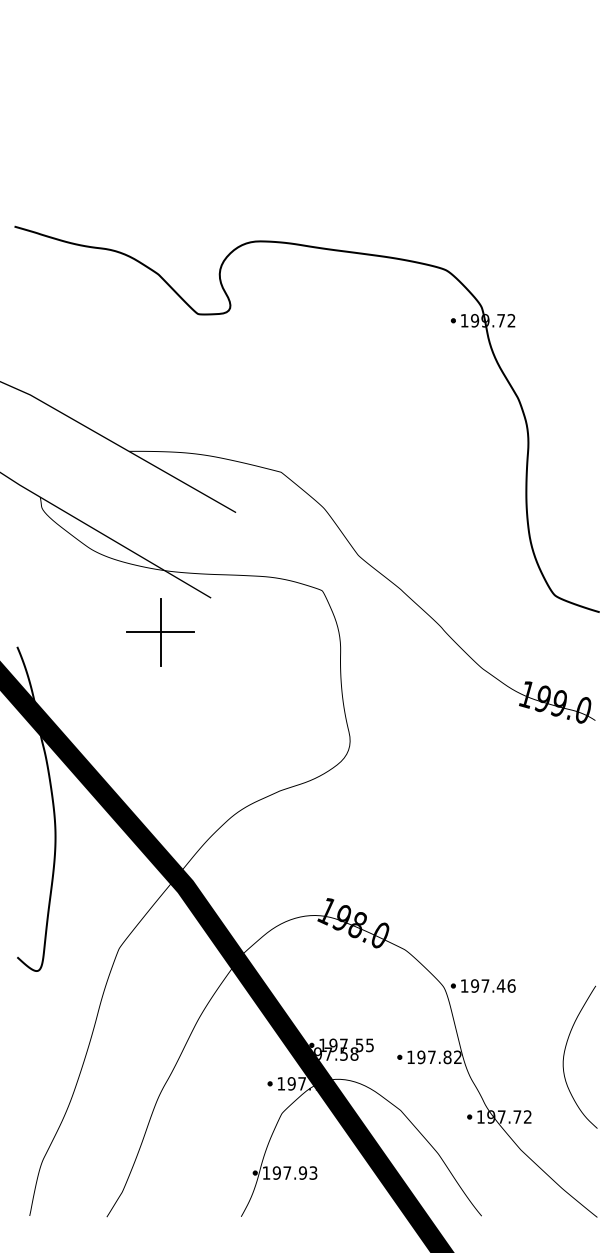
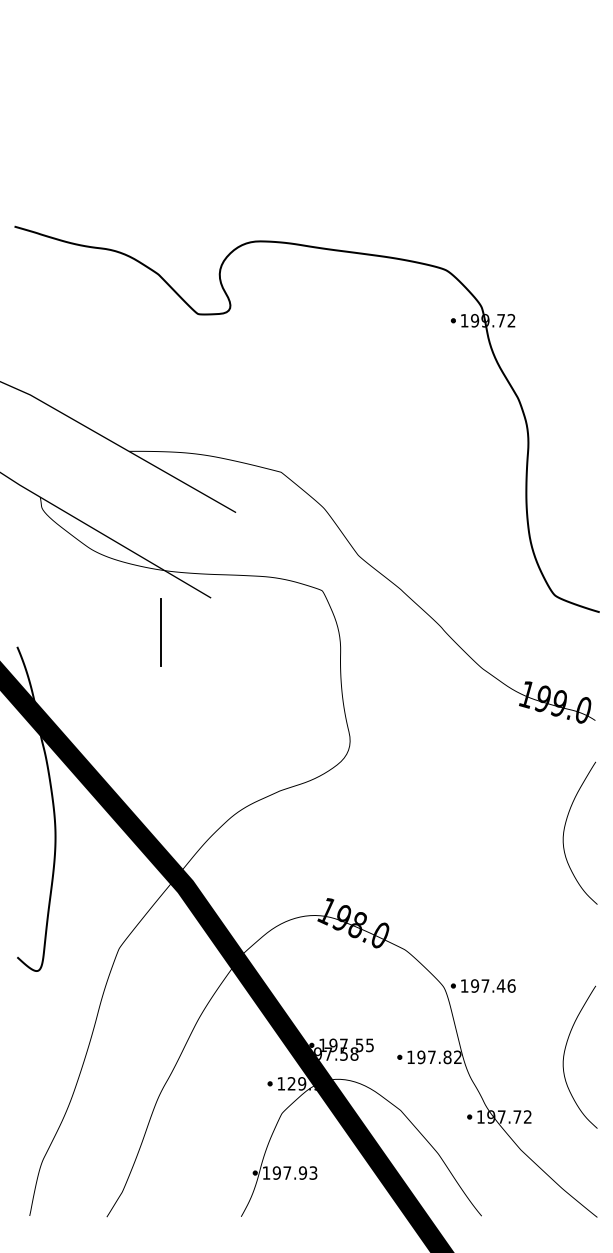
line: present -> none (160, 632)
curve: none -> present (564, 832)
text: 197.75 -> 129.93 (301, 1083)
